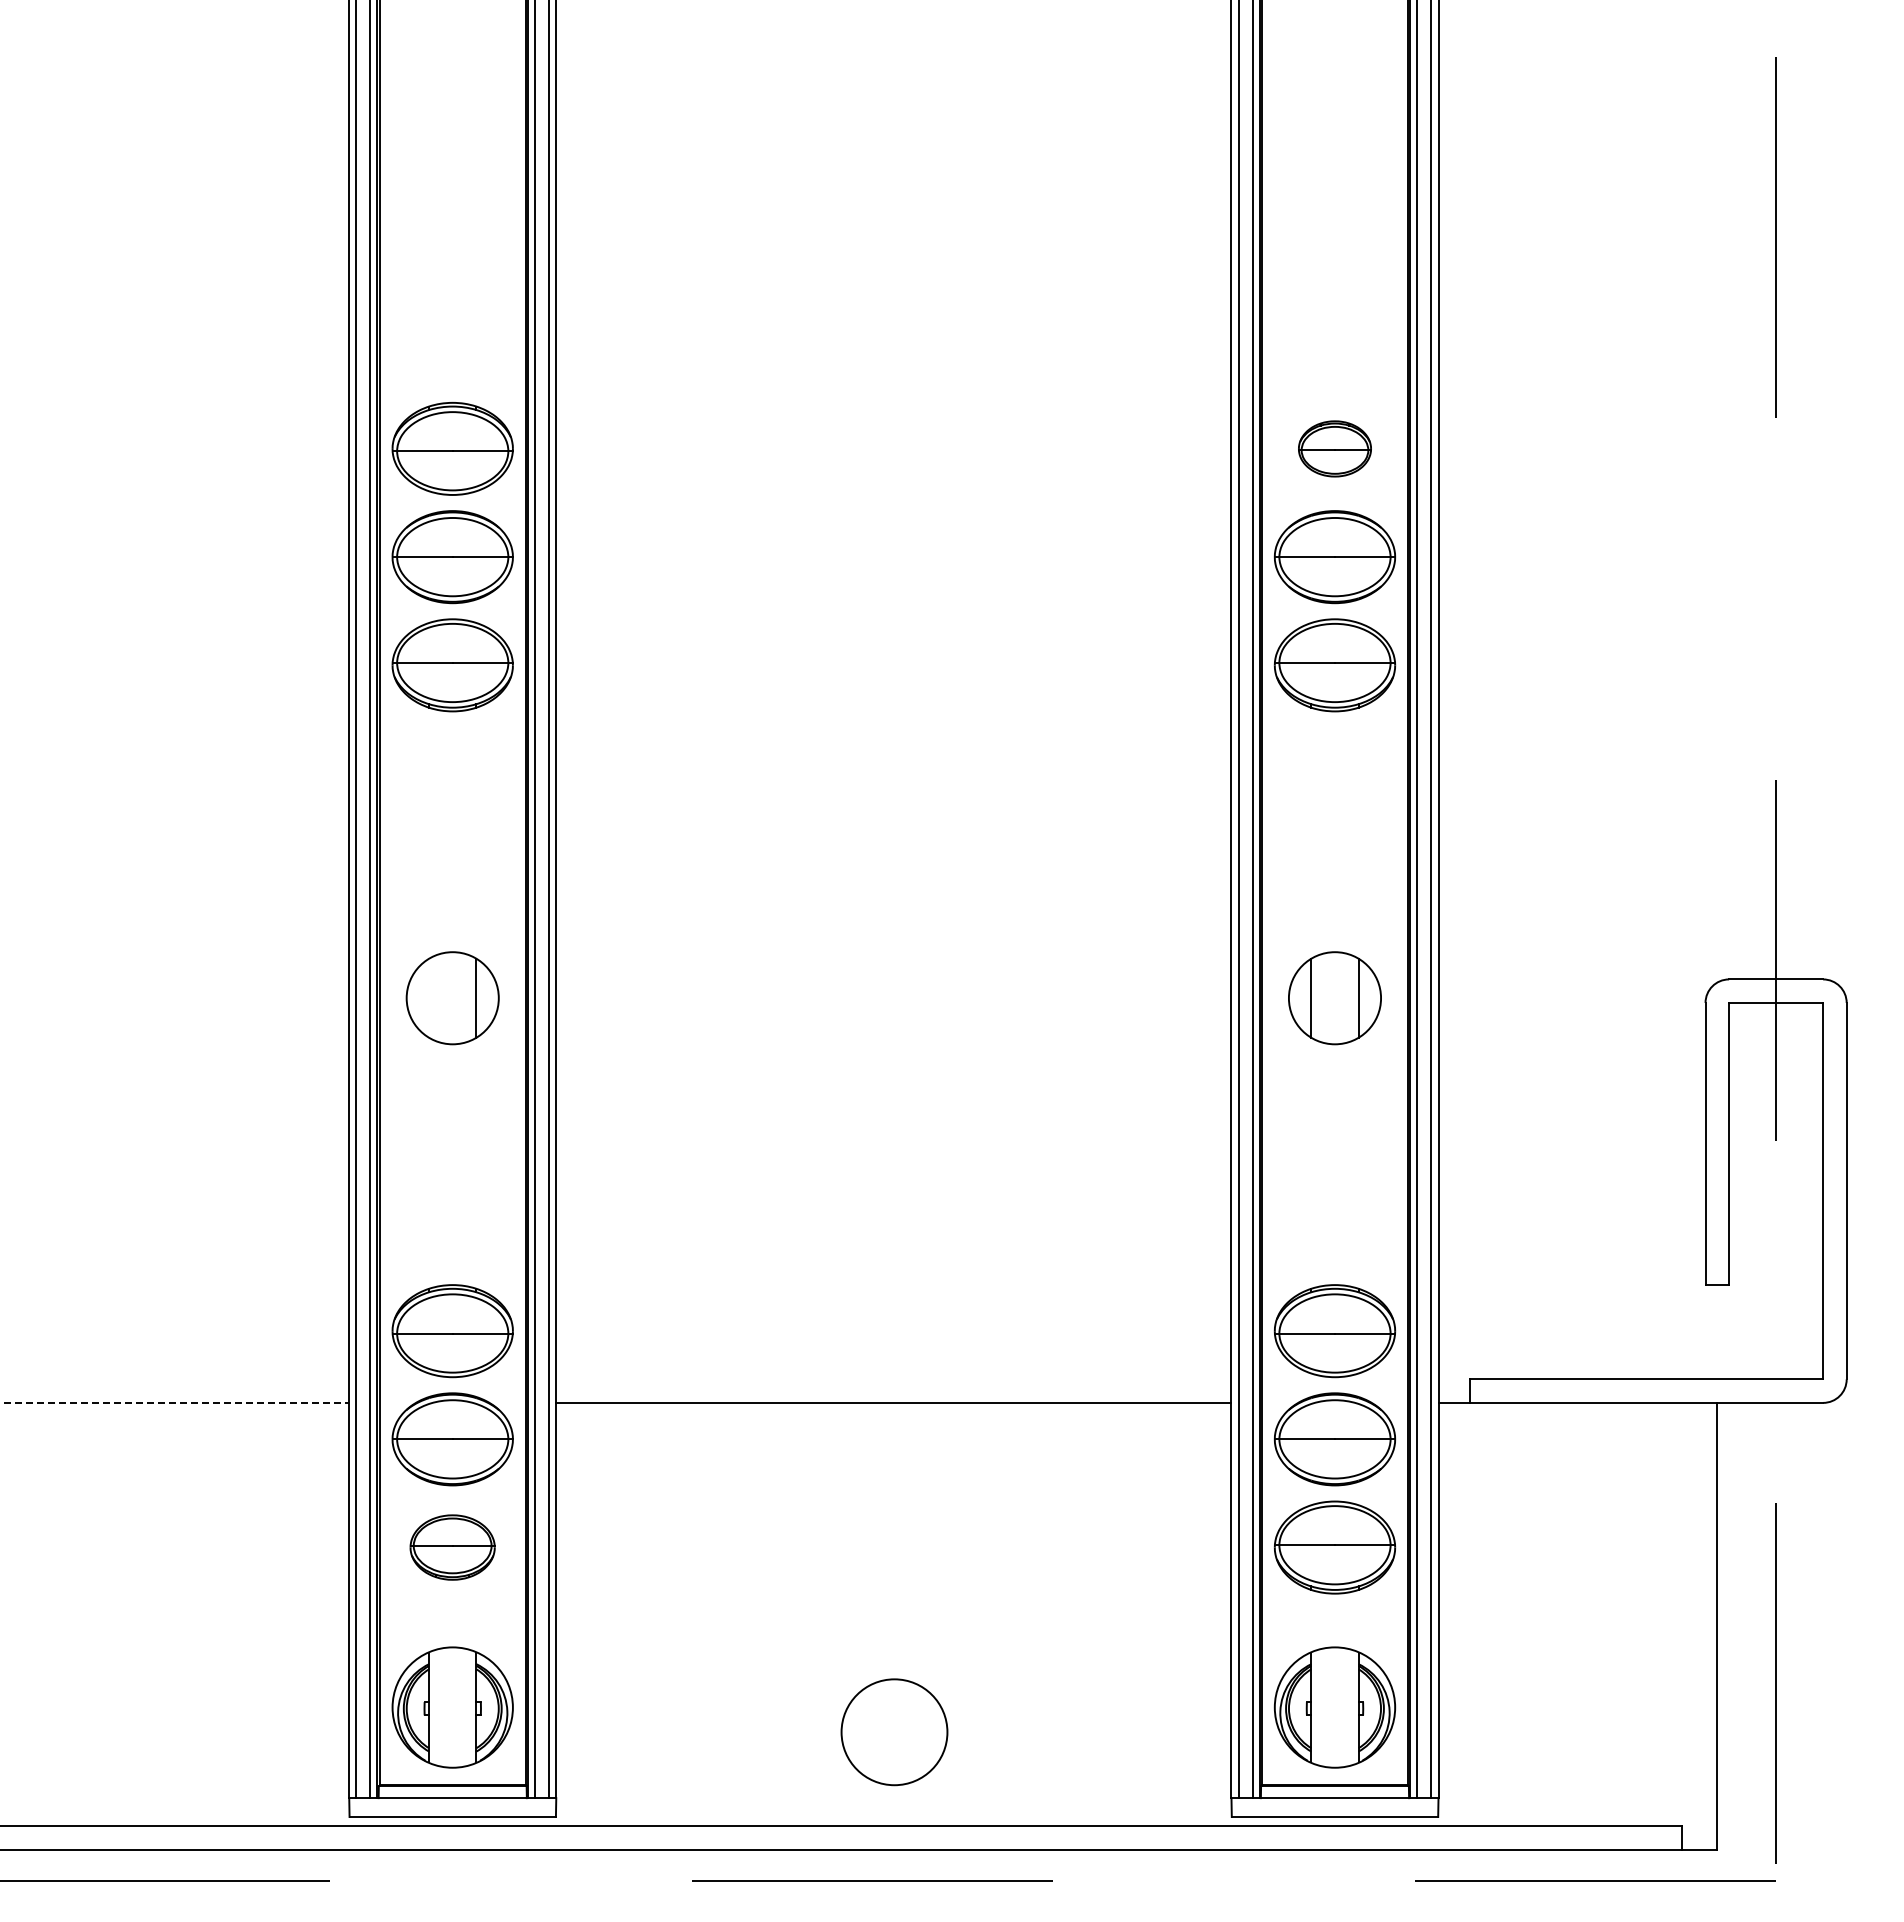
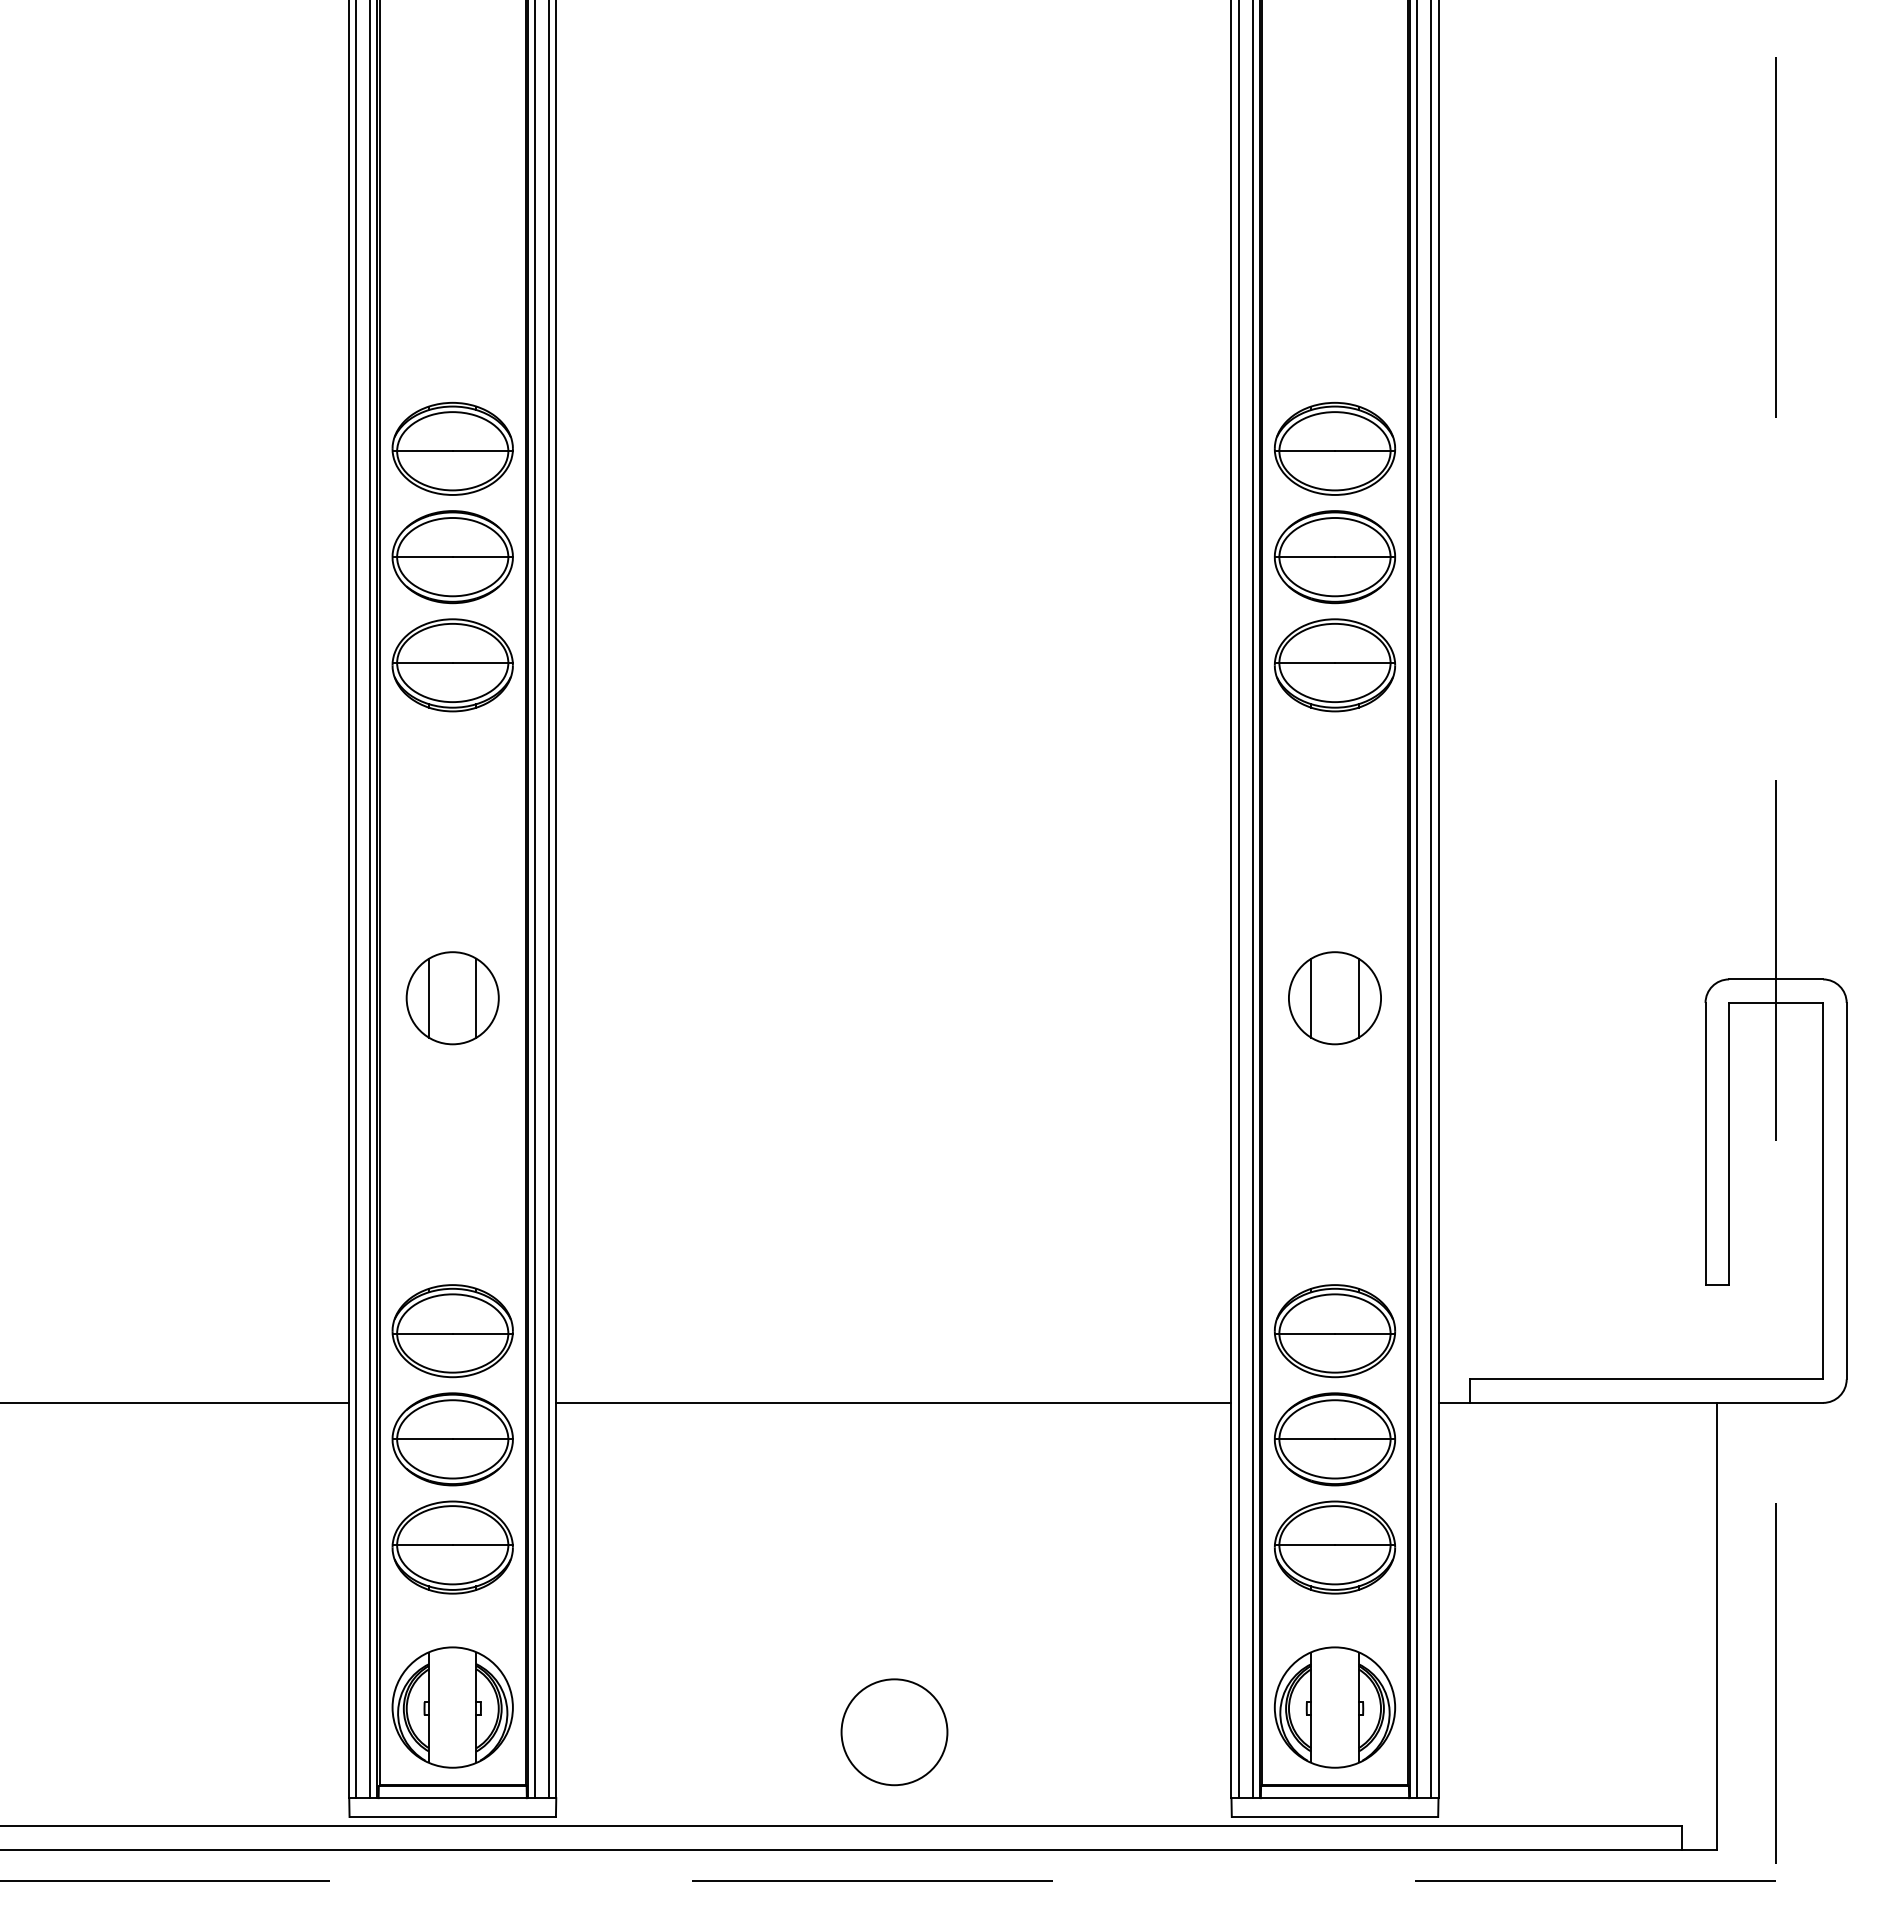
part size: 74x58 px -> 124x94 px (1334, 448)
line: none -> present (429, 997)
line: dashed -> solid (175, 1402)
part size: 87x67 px -> 123x95 px (452, 1547)
